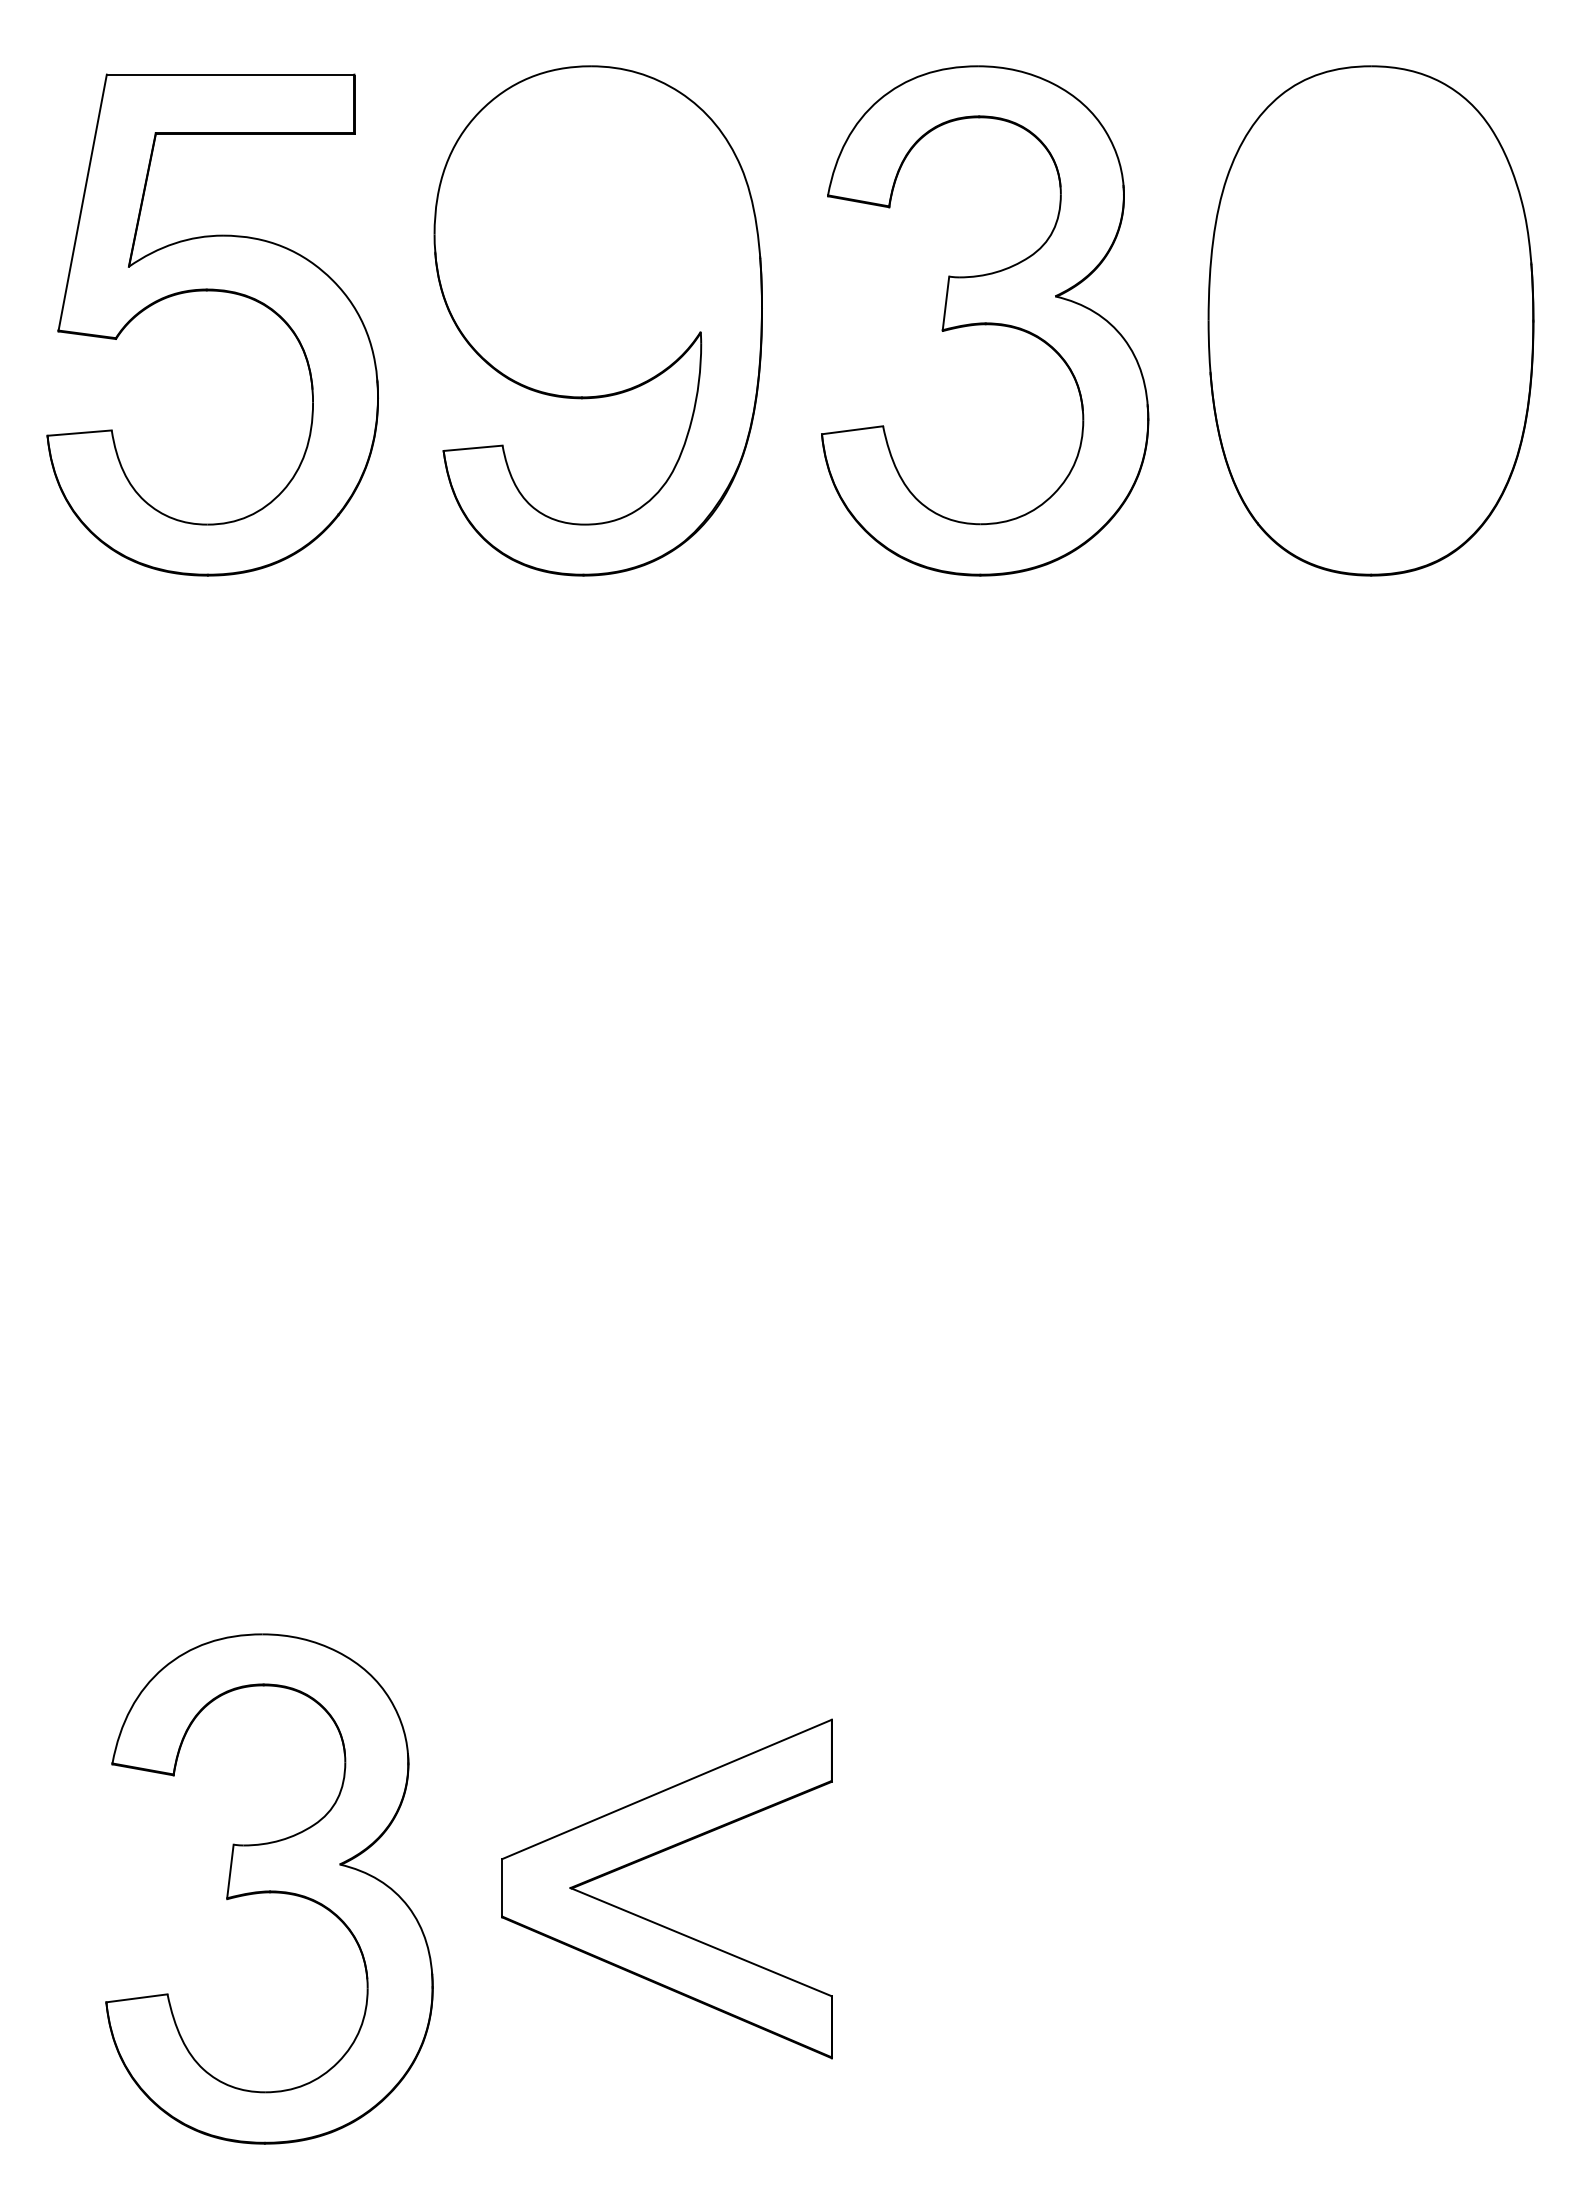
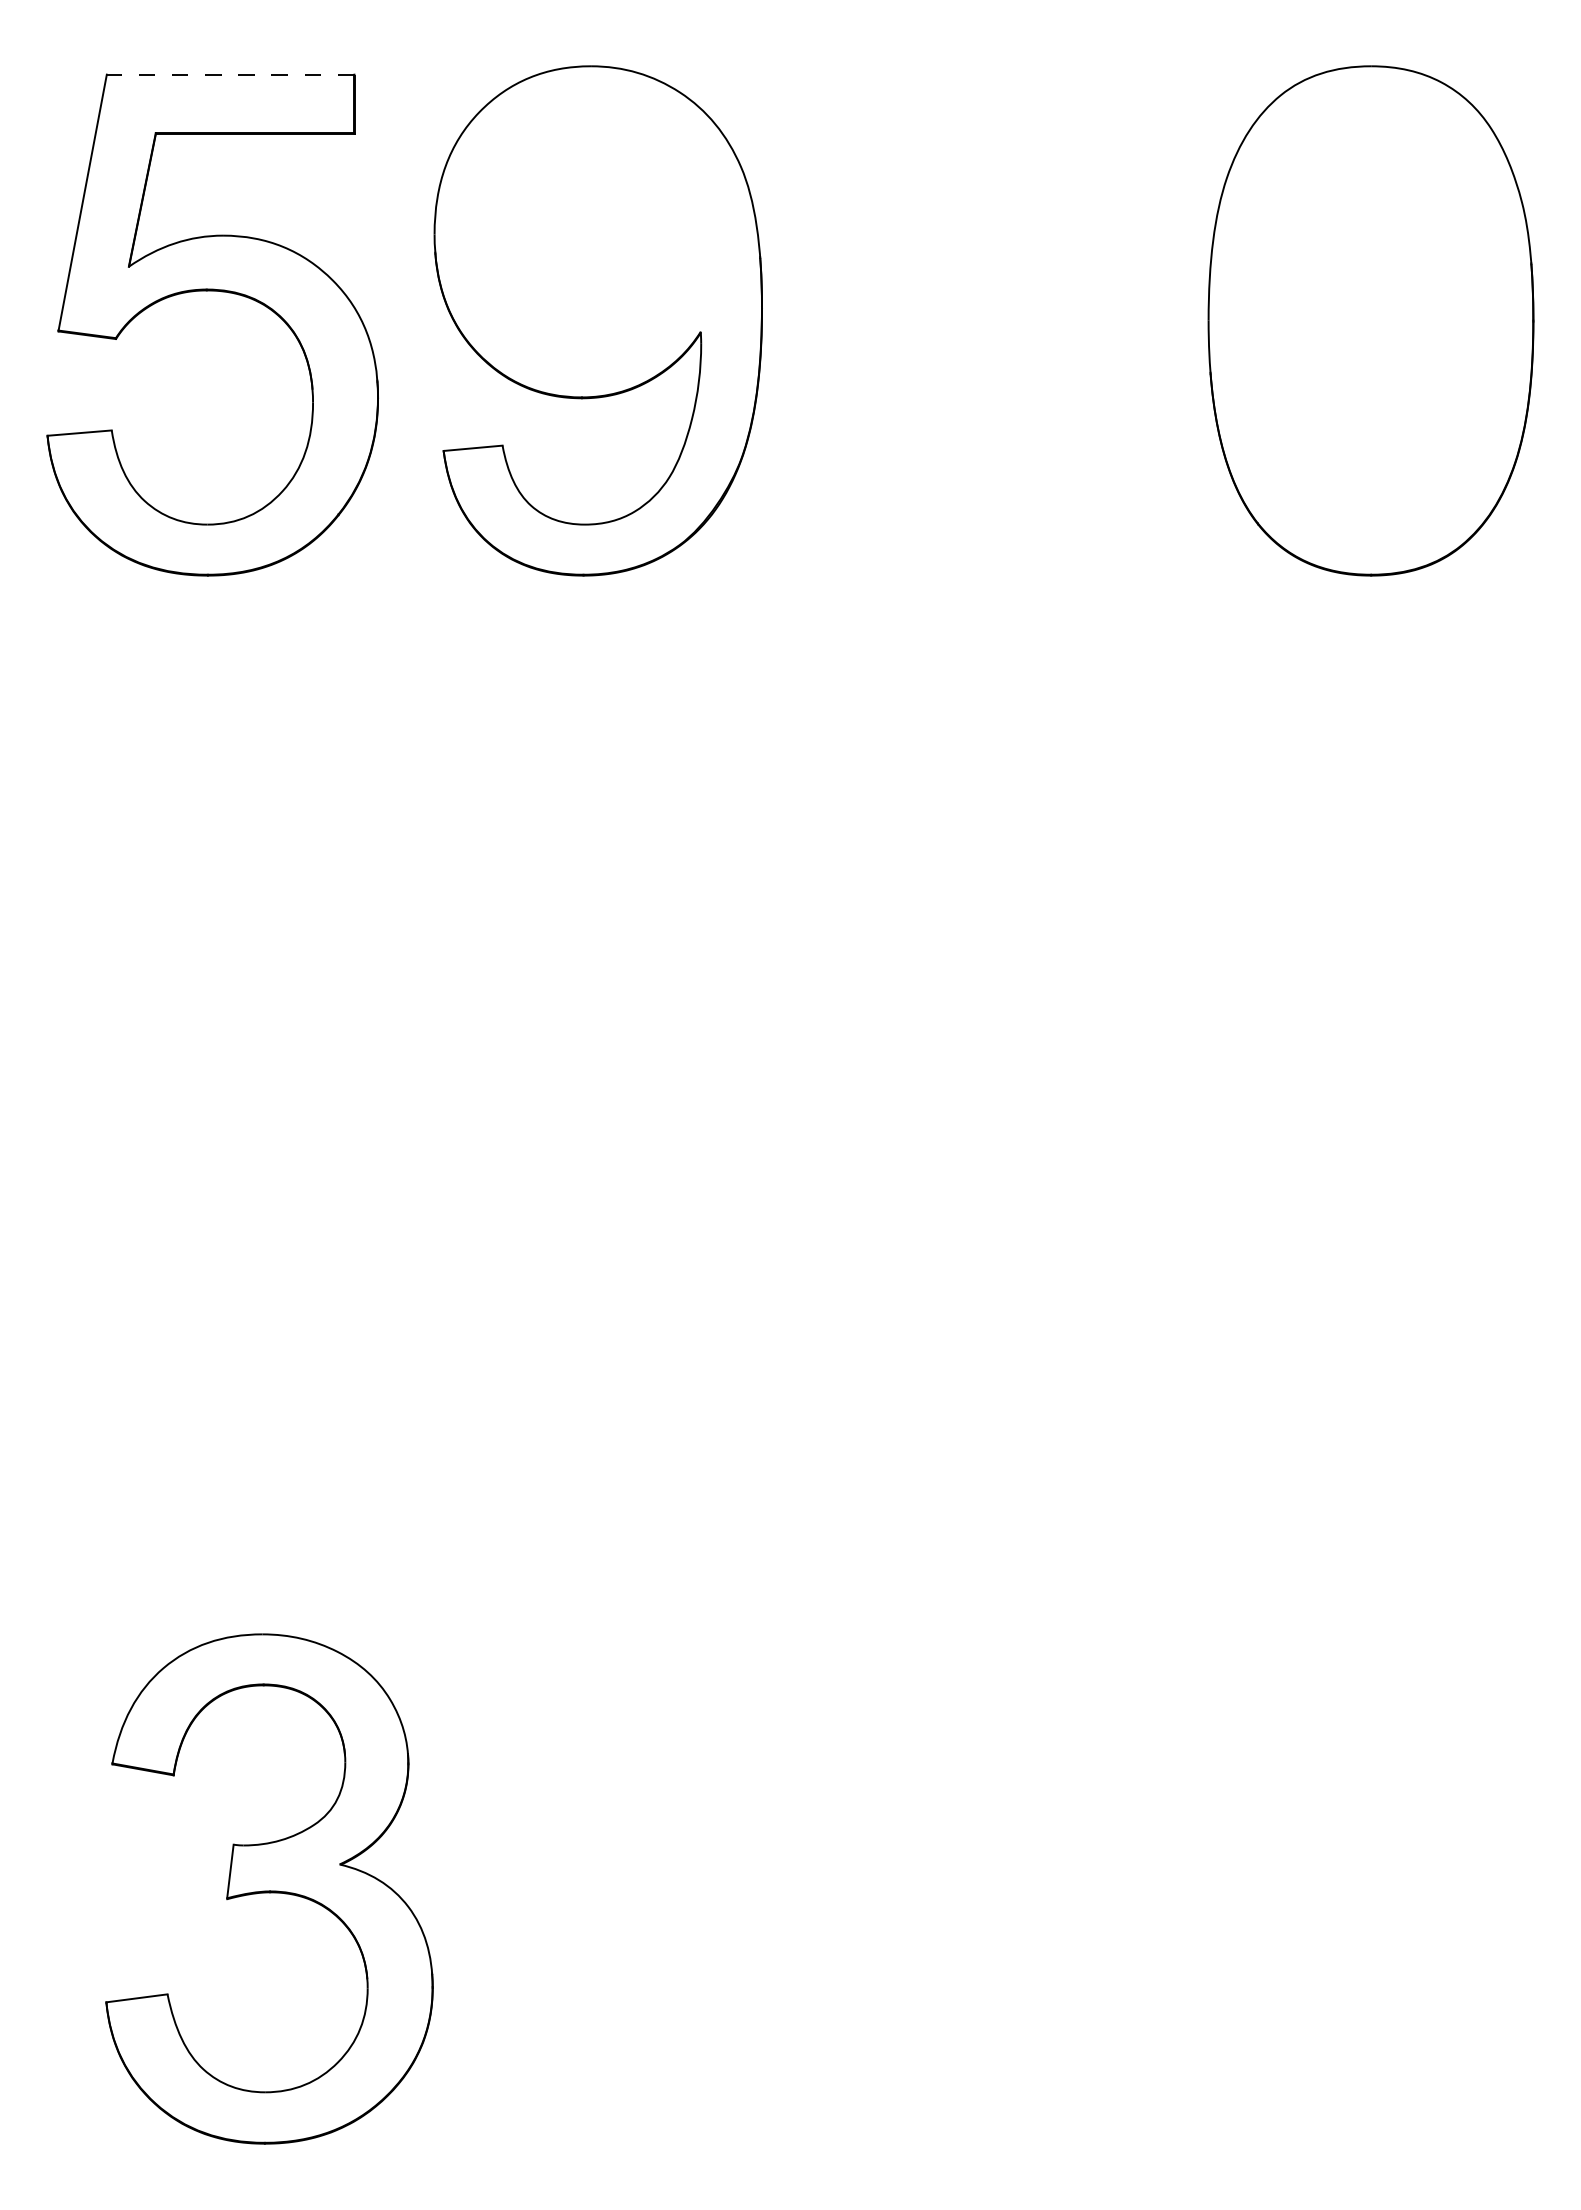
line: solid -> dashed (230, 74)
part: present -> none (985, 320)
part: present -> none (655, 1855)
